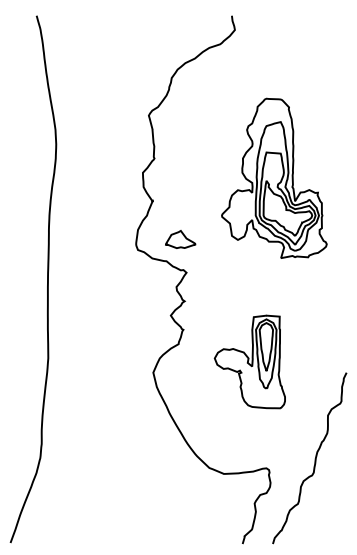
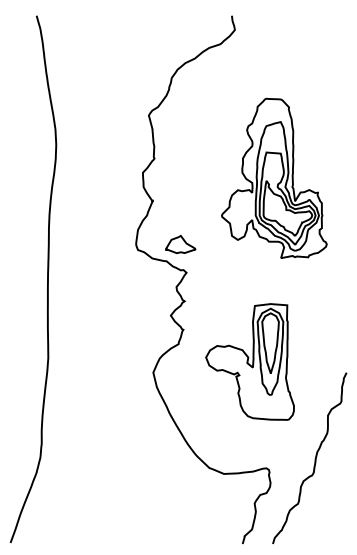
part position: (180, 239) -> (180, 244) (180, 244)
part size: 73x96 px -> 90x118 px (249, 361)
